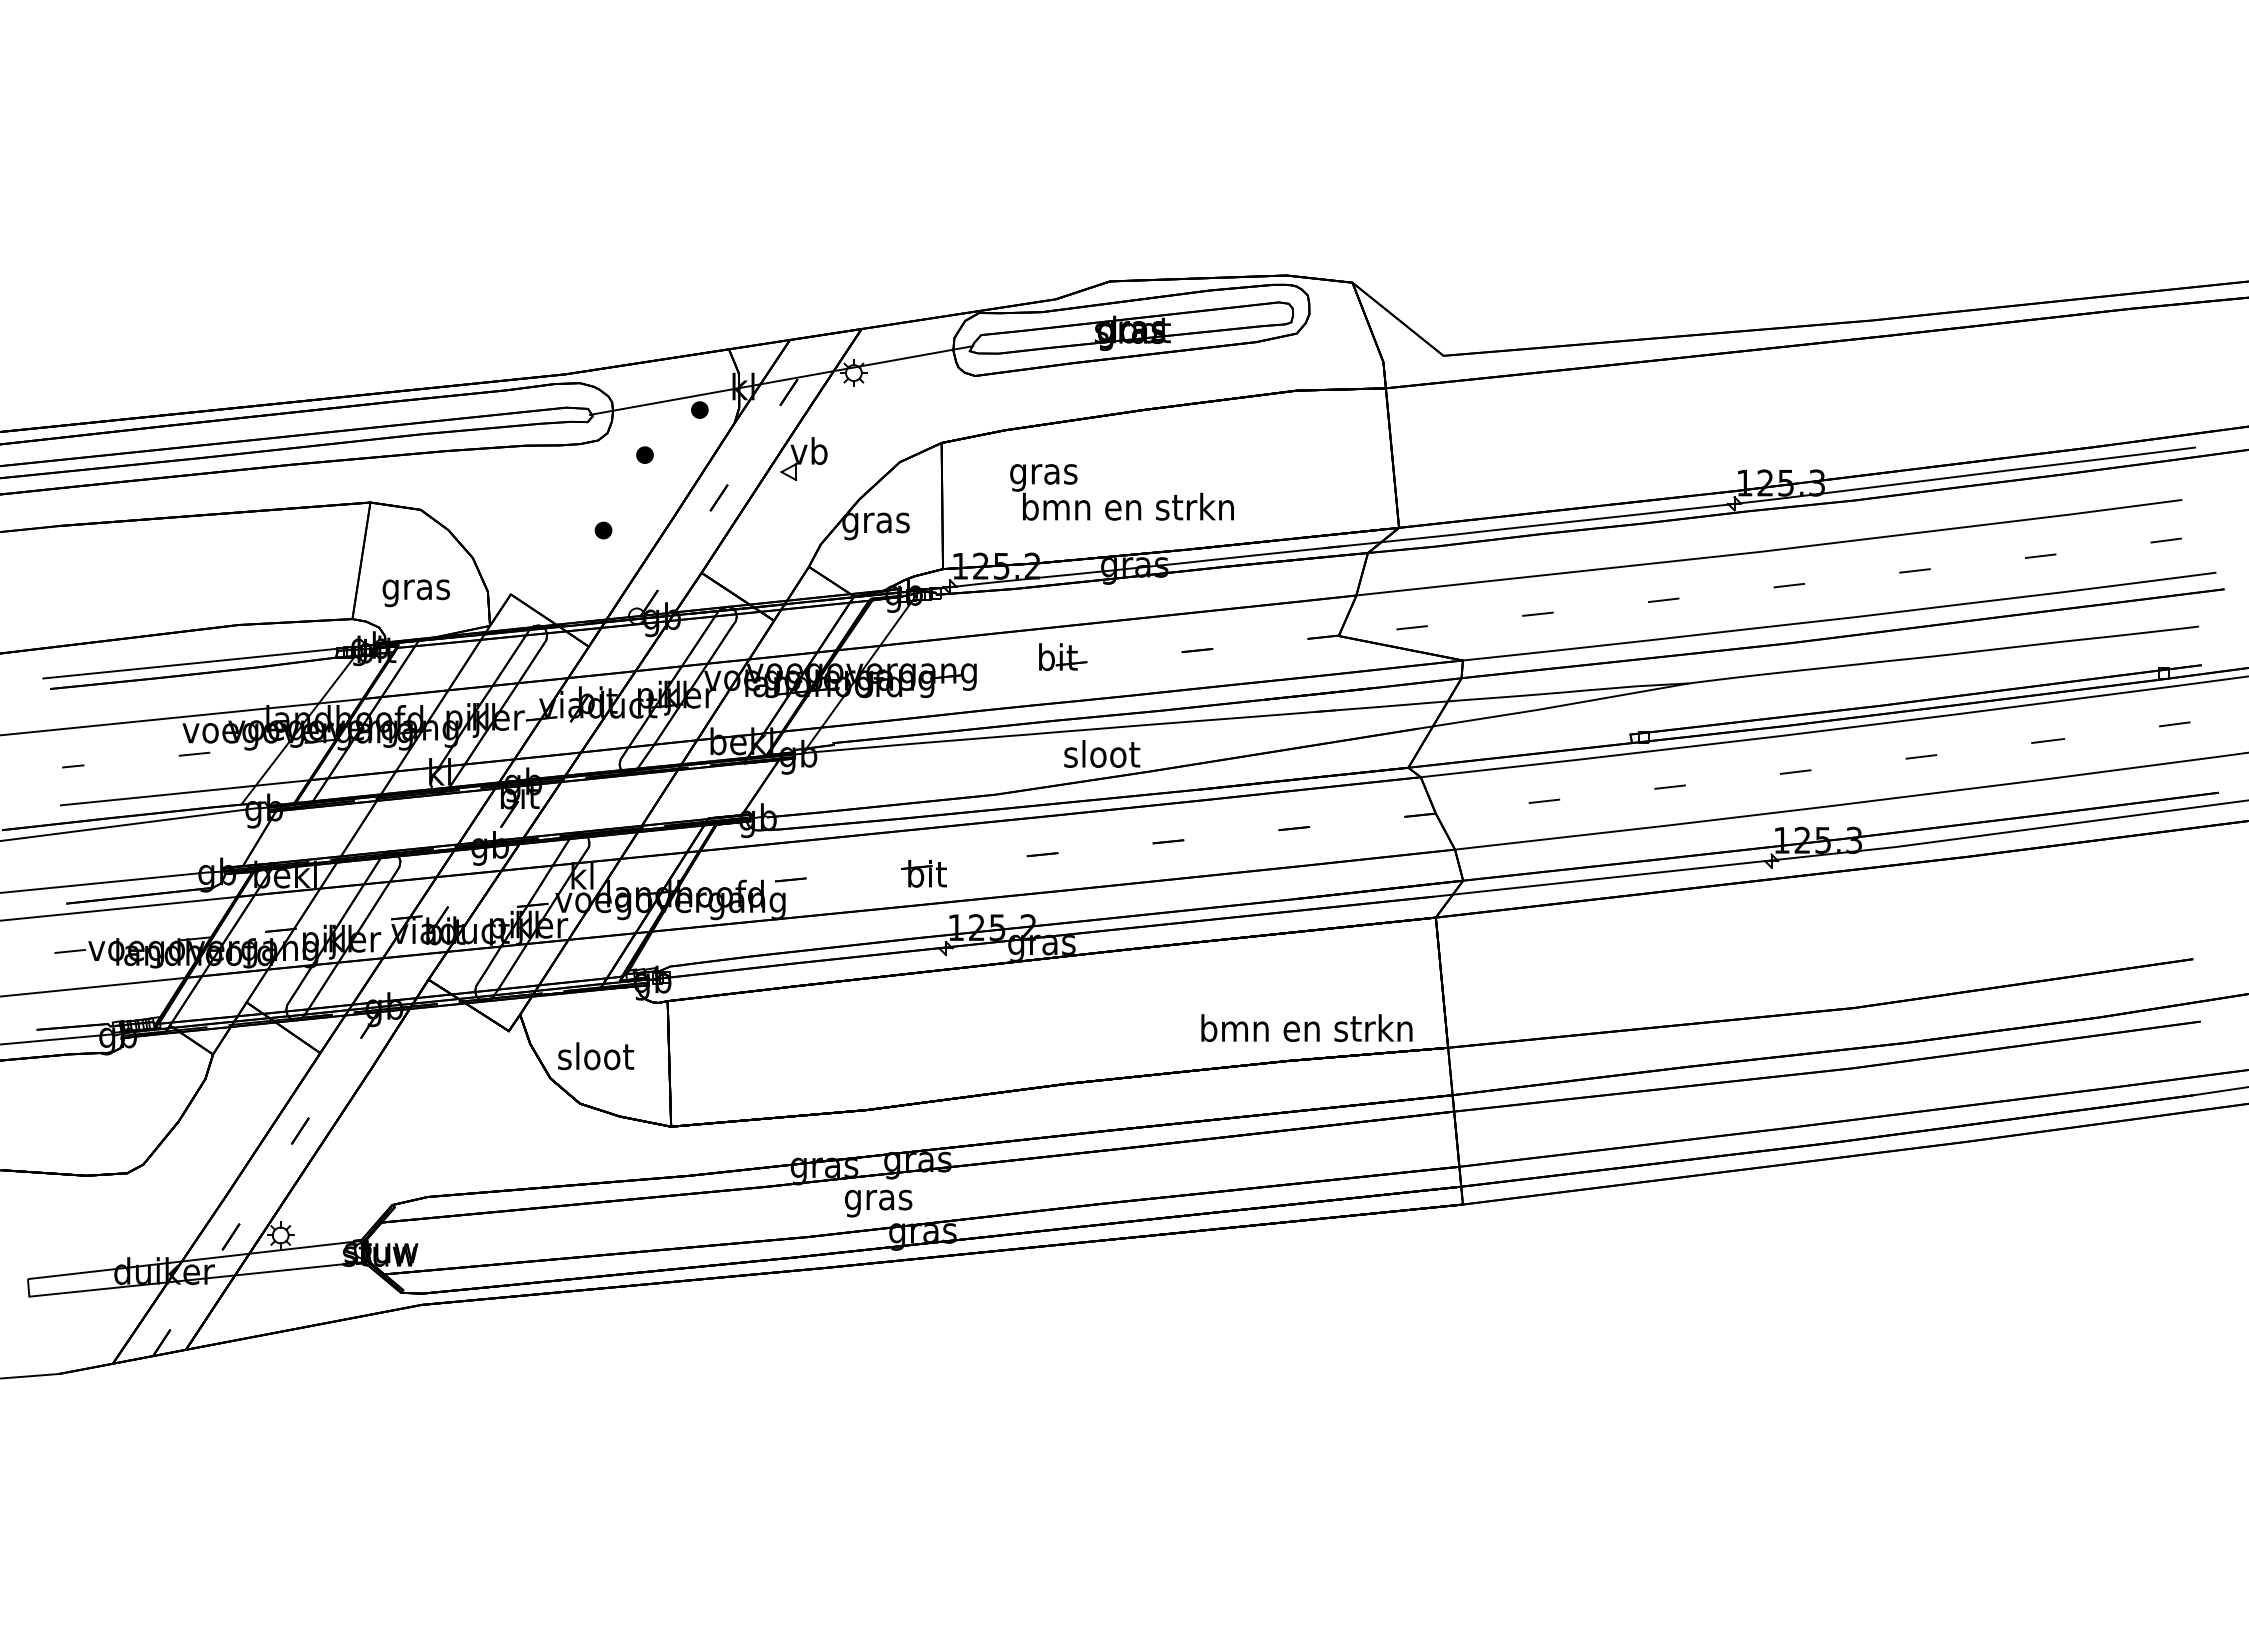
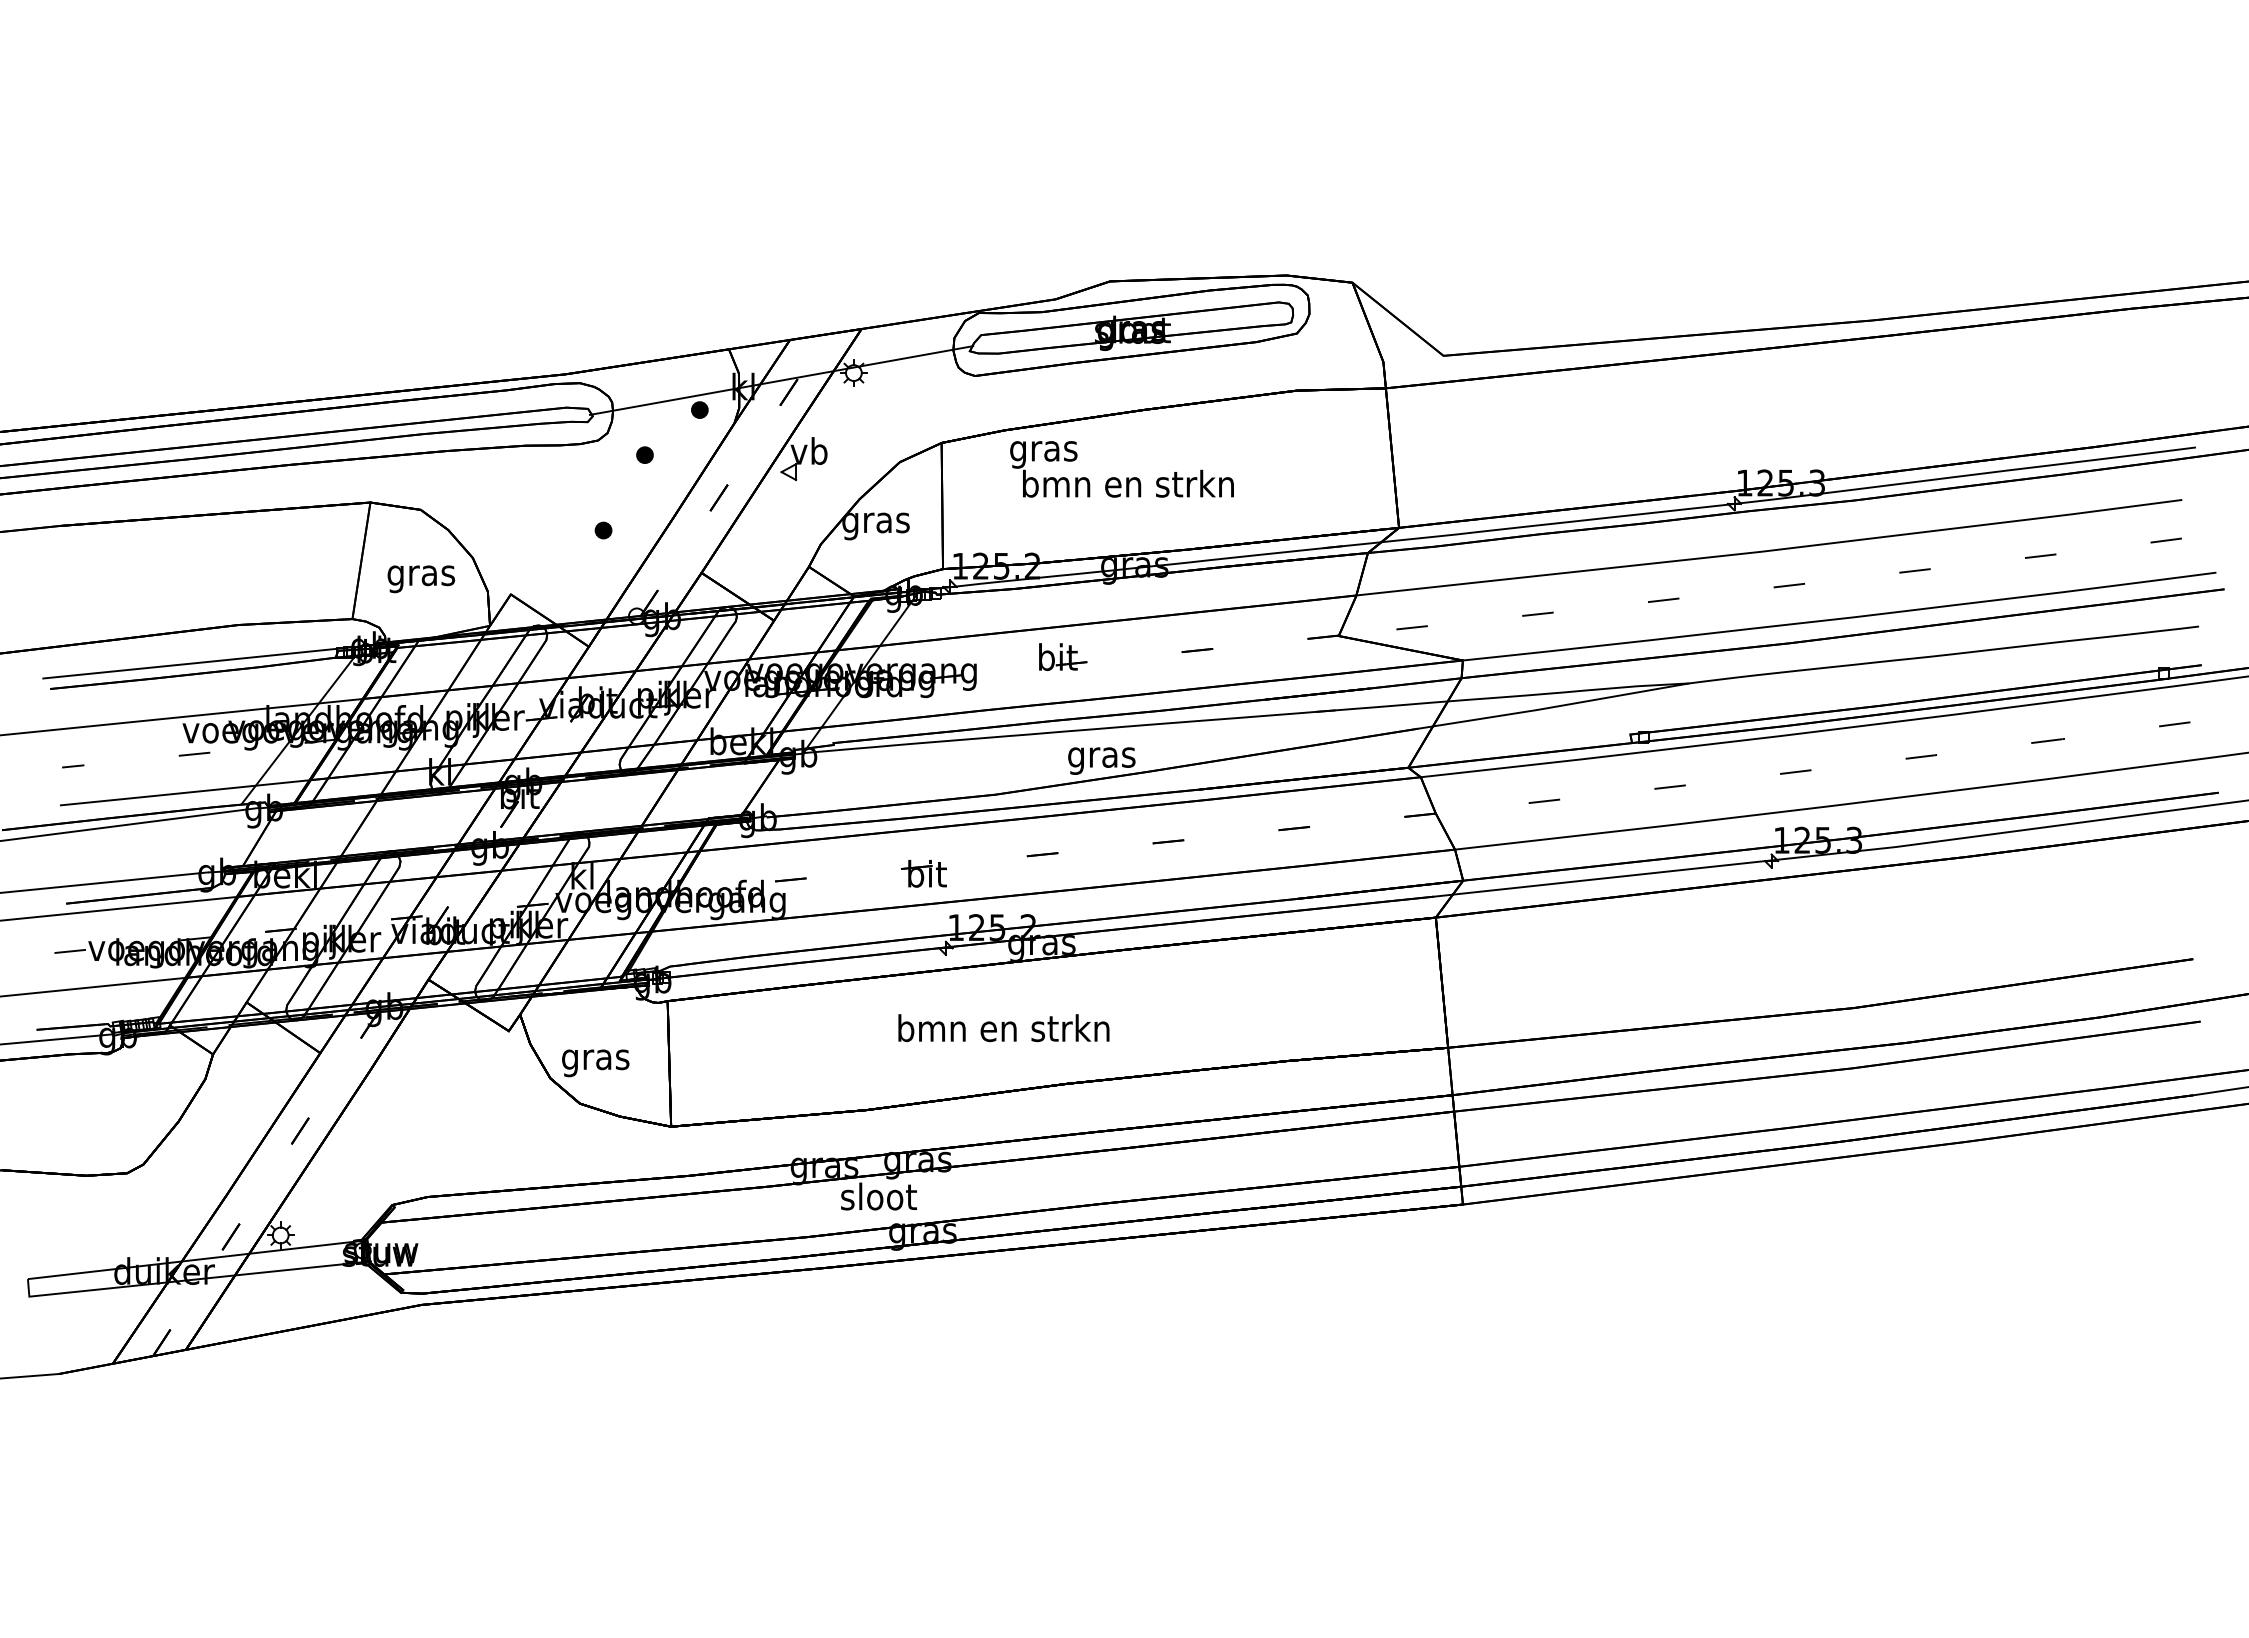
text position: (1121, 492) -> (1121, 469) (1121, 469)
text position: (415, 593) -> (420, 579) (420, 579)
text: sloot -> gras (1102, 757)
text position: (1306, 1028) -> (1003, 1028) (1003, 1028)
text: sloot -> gras (596, 1059)
text: gras -> sloot (878, 1199)
